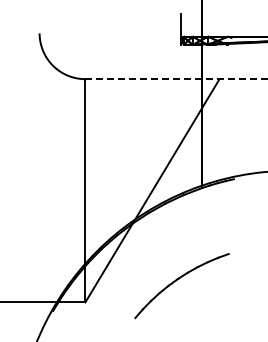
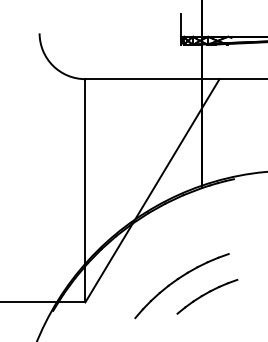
line: dashed -> solid (176, 79)
part: none -> present (207, 296)
